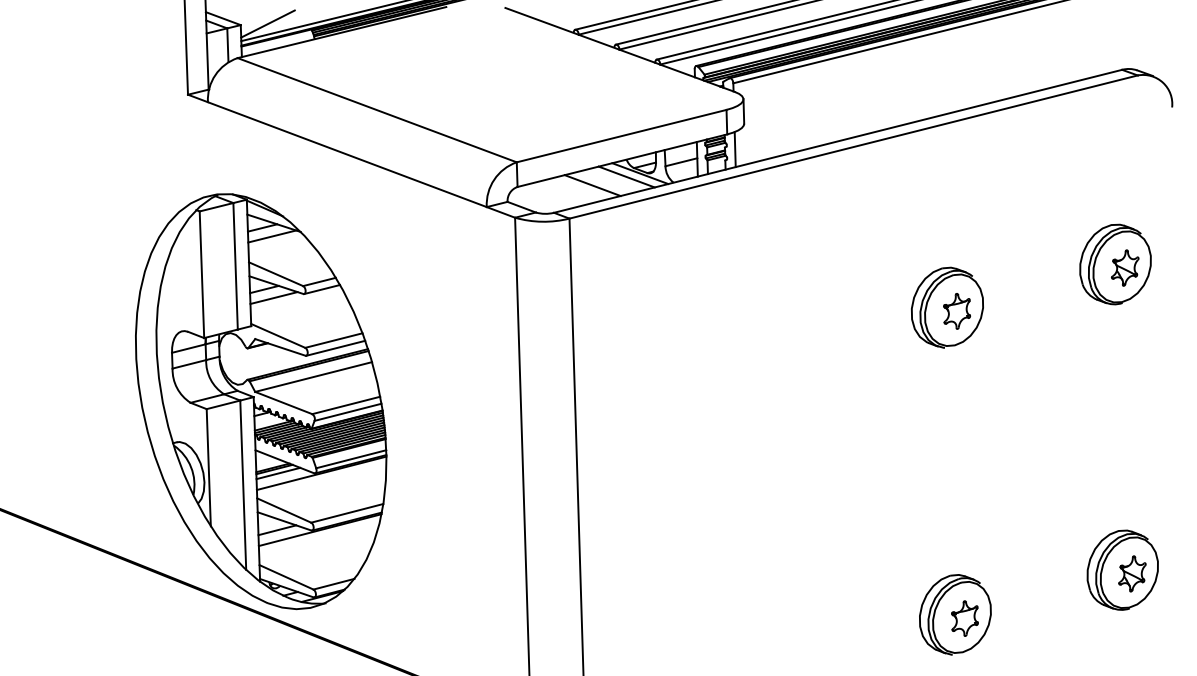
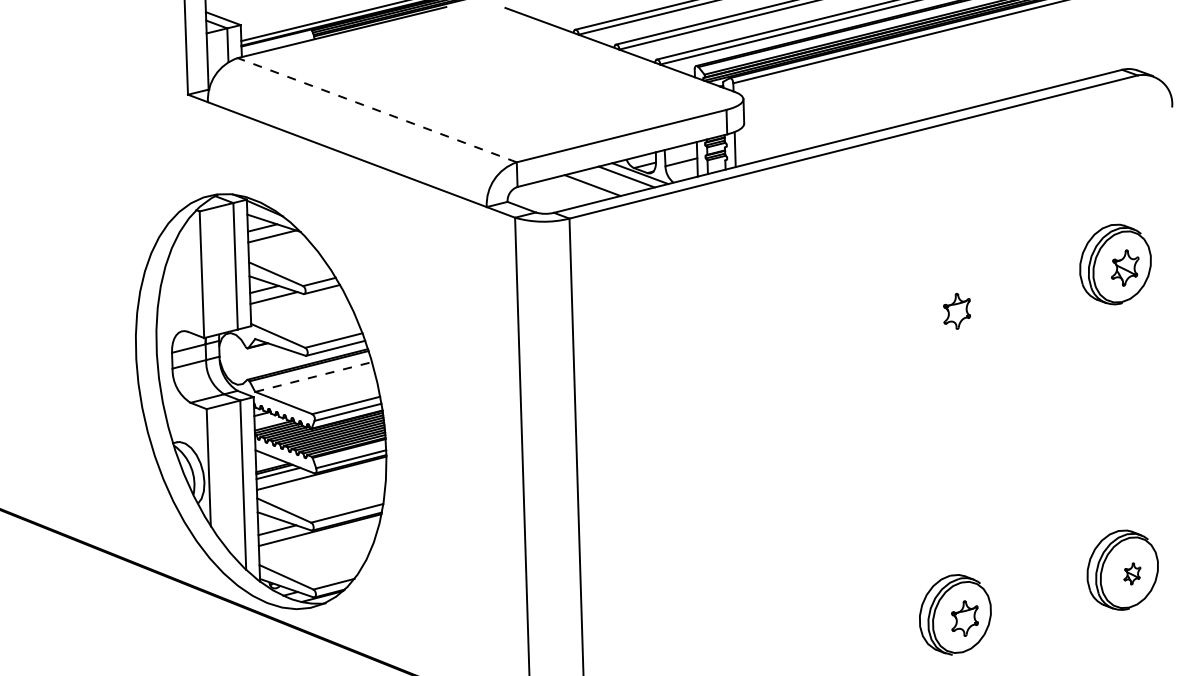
line: present -> none (267, 23)
line: solid -> dashed (377, 110)
part: present -> none (947, 307)
line: solid -> dashed (314, 376)
part size: 29x38 px -> 19x24 px (1132, 573)
